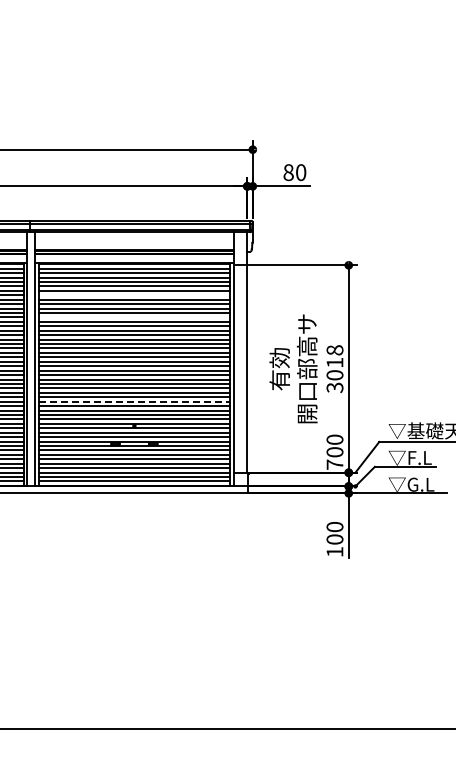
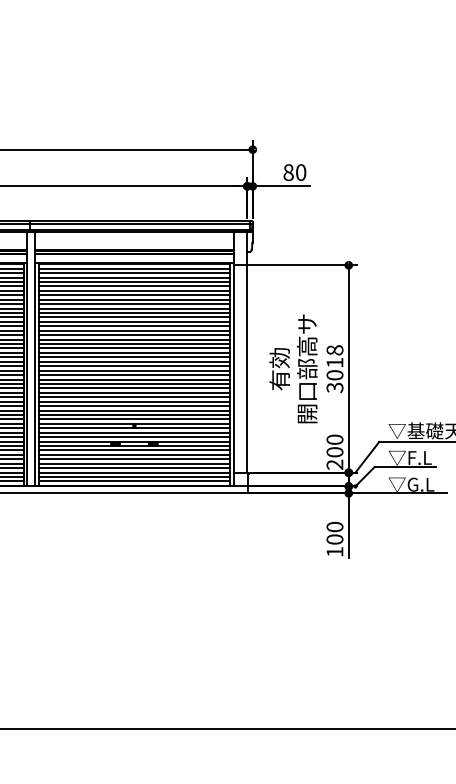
line: none -> present (133, 295)
line: none -> present (133, 317)
line: dashed -> solid (134, 401)
text: 700 -> 200 (334, 464)
